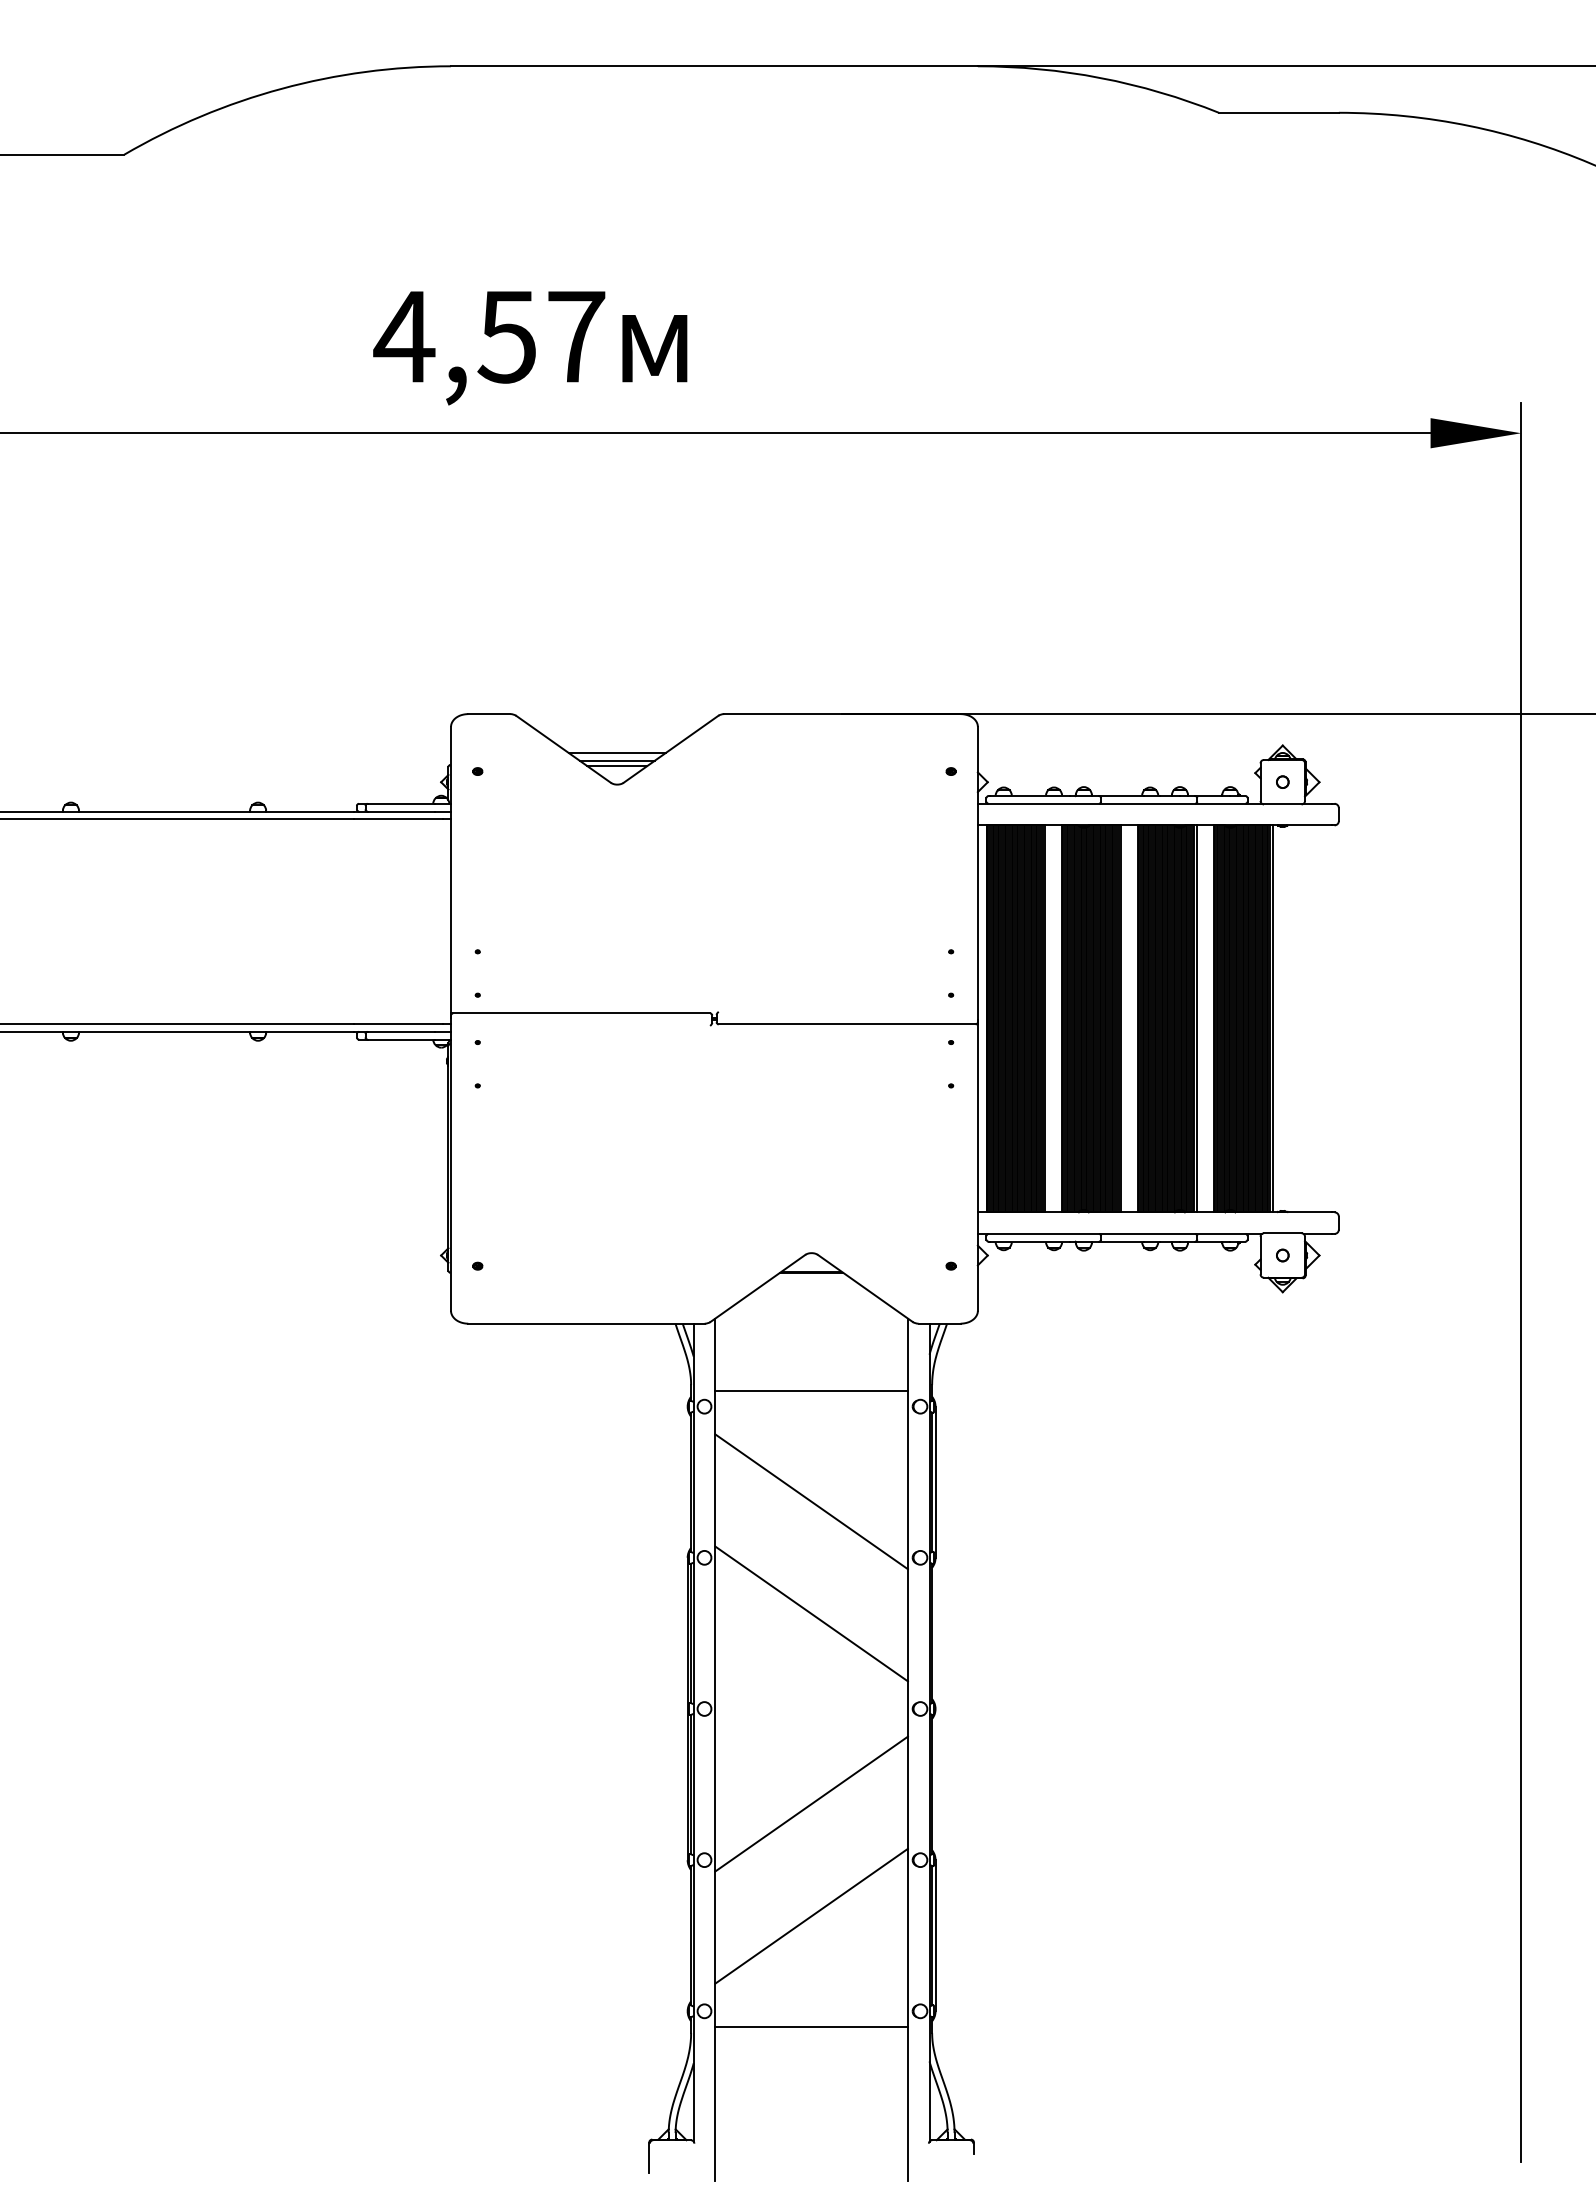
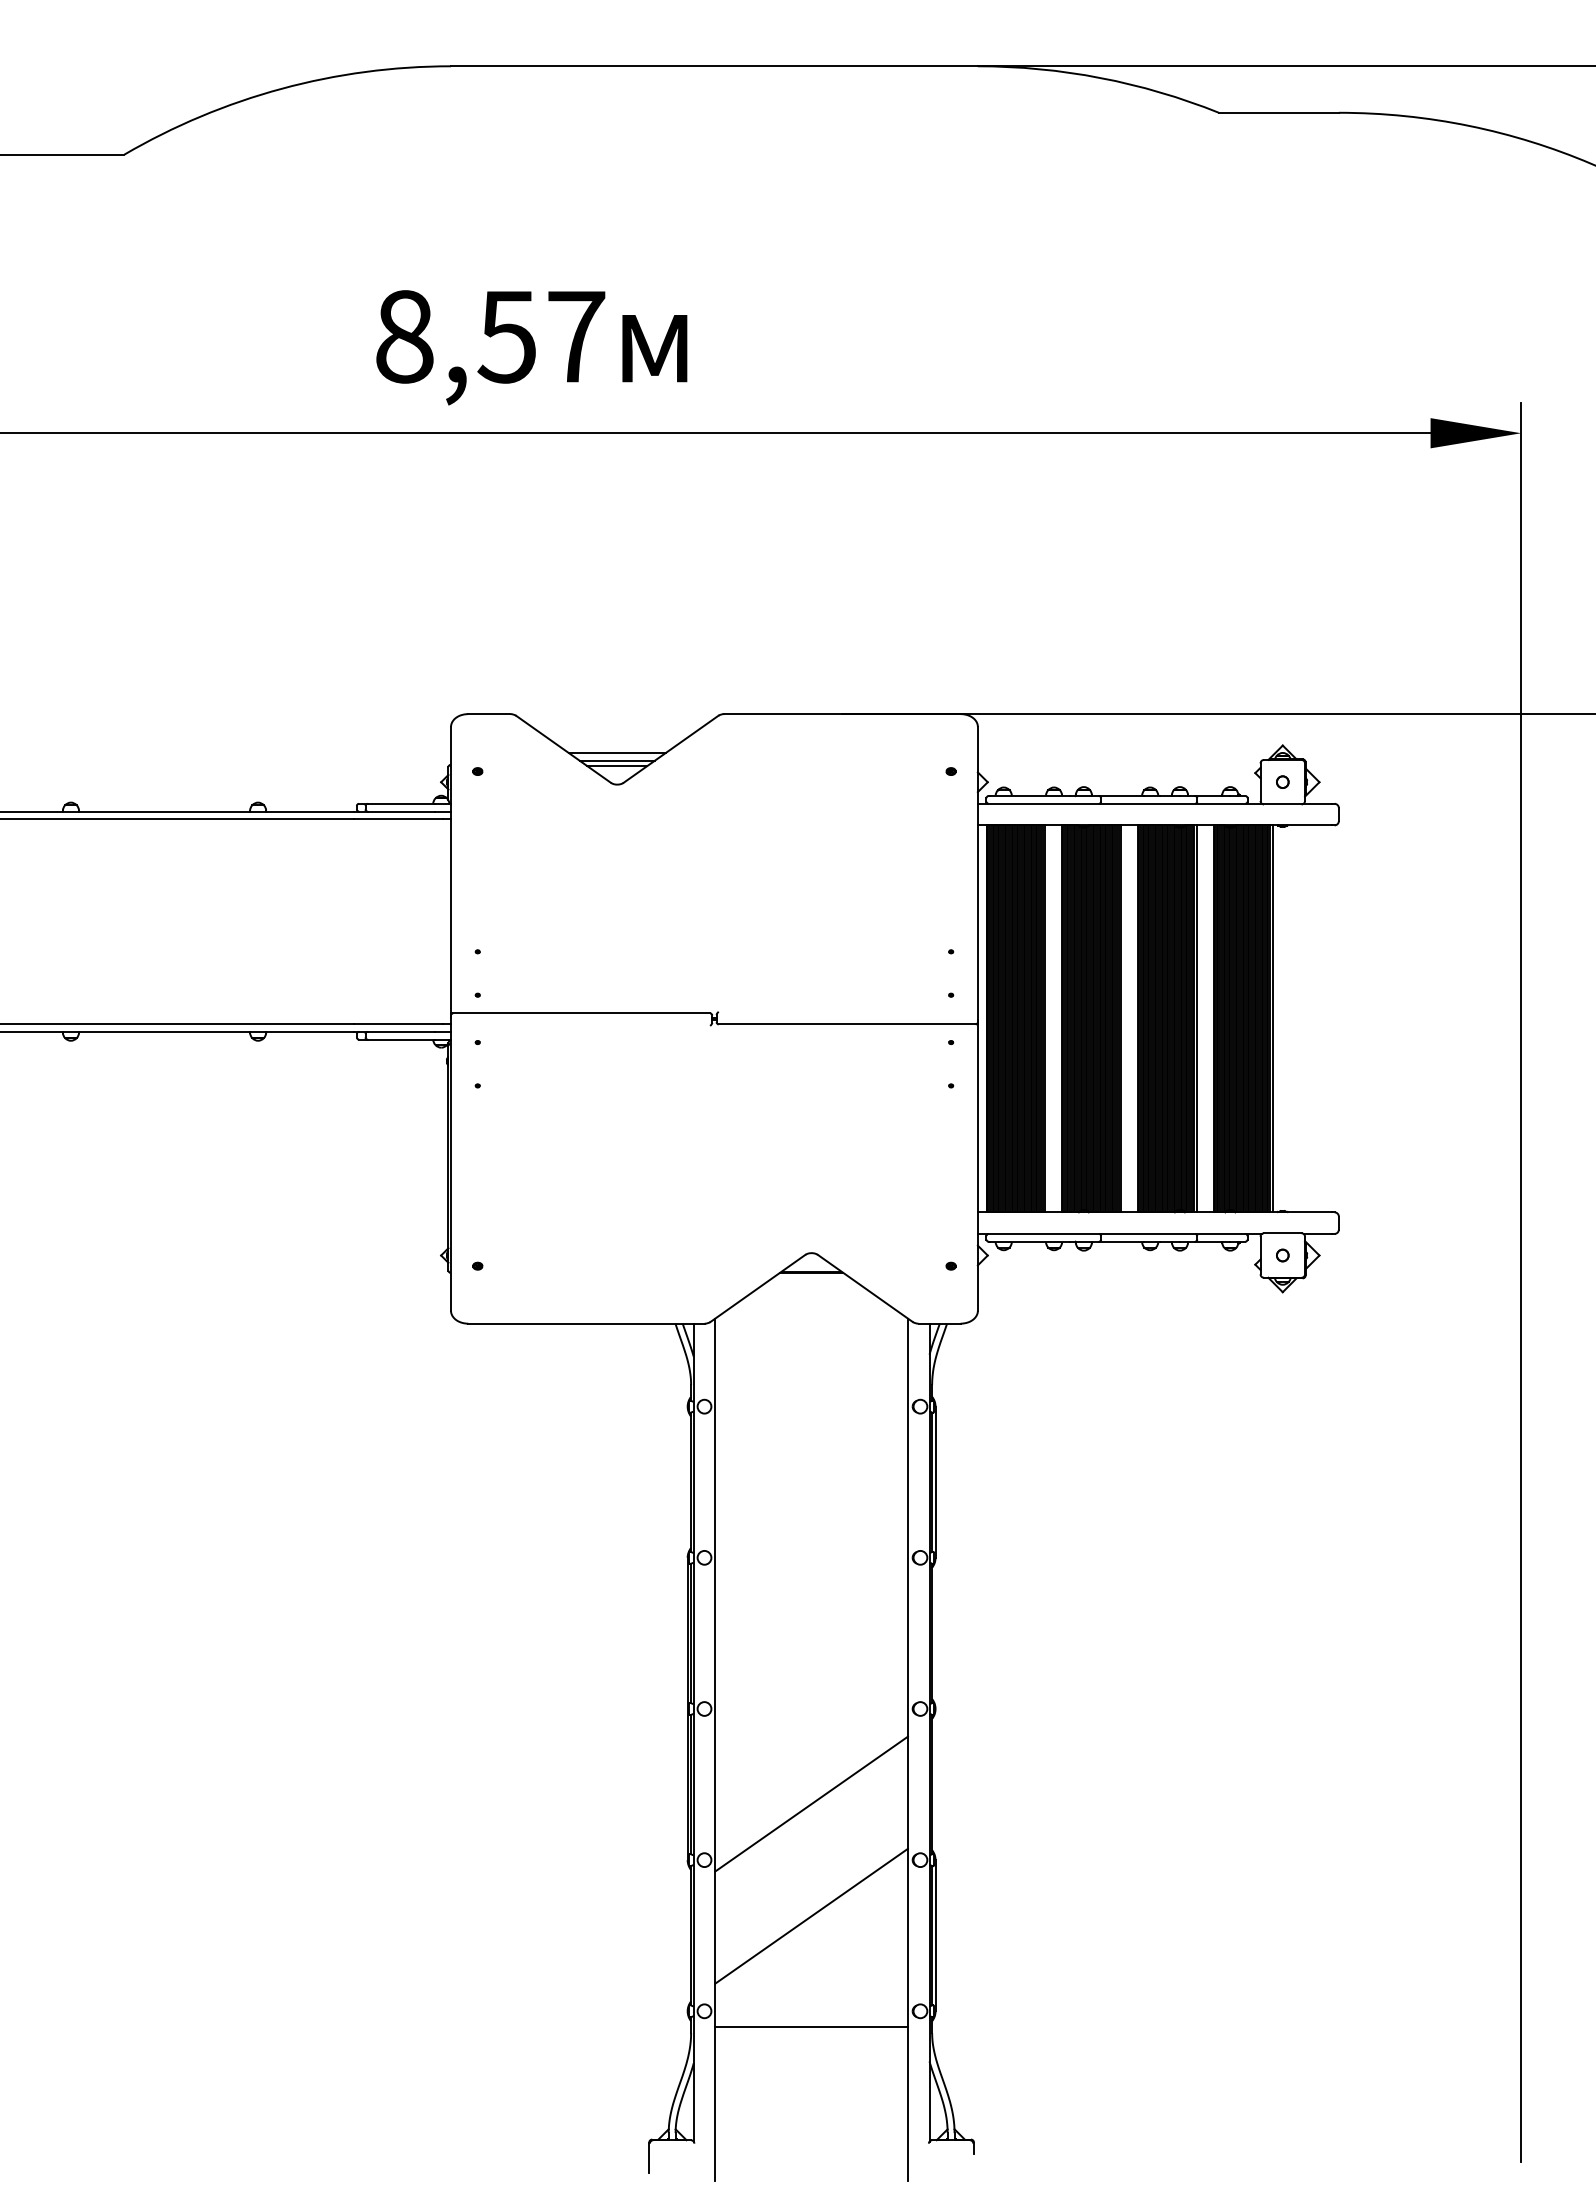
text: 4,57 -> 8,57 (404, 336)
line: present -> none (811, 1390)
line: present -> none (811, 1501)
line: present -> none (811, 1613)
